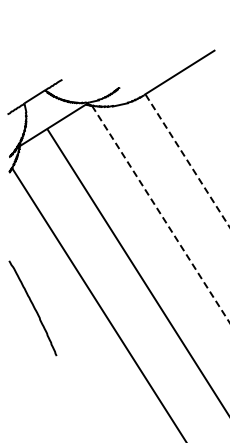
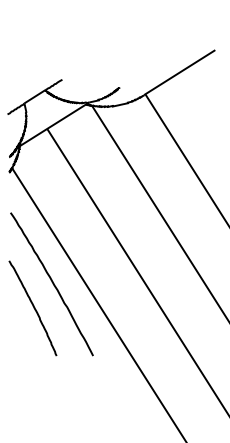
line: dashed -> solid (187, 160)
line: dashed -> solid (161, 214)
curve: none -> present (52, 284)
